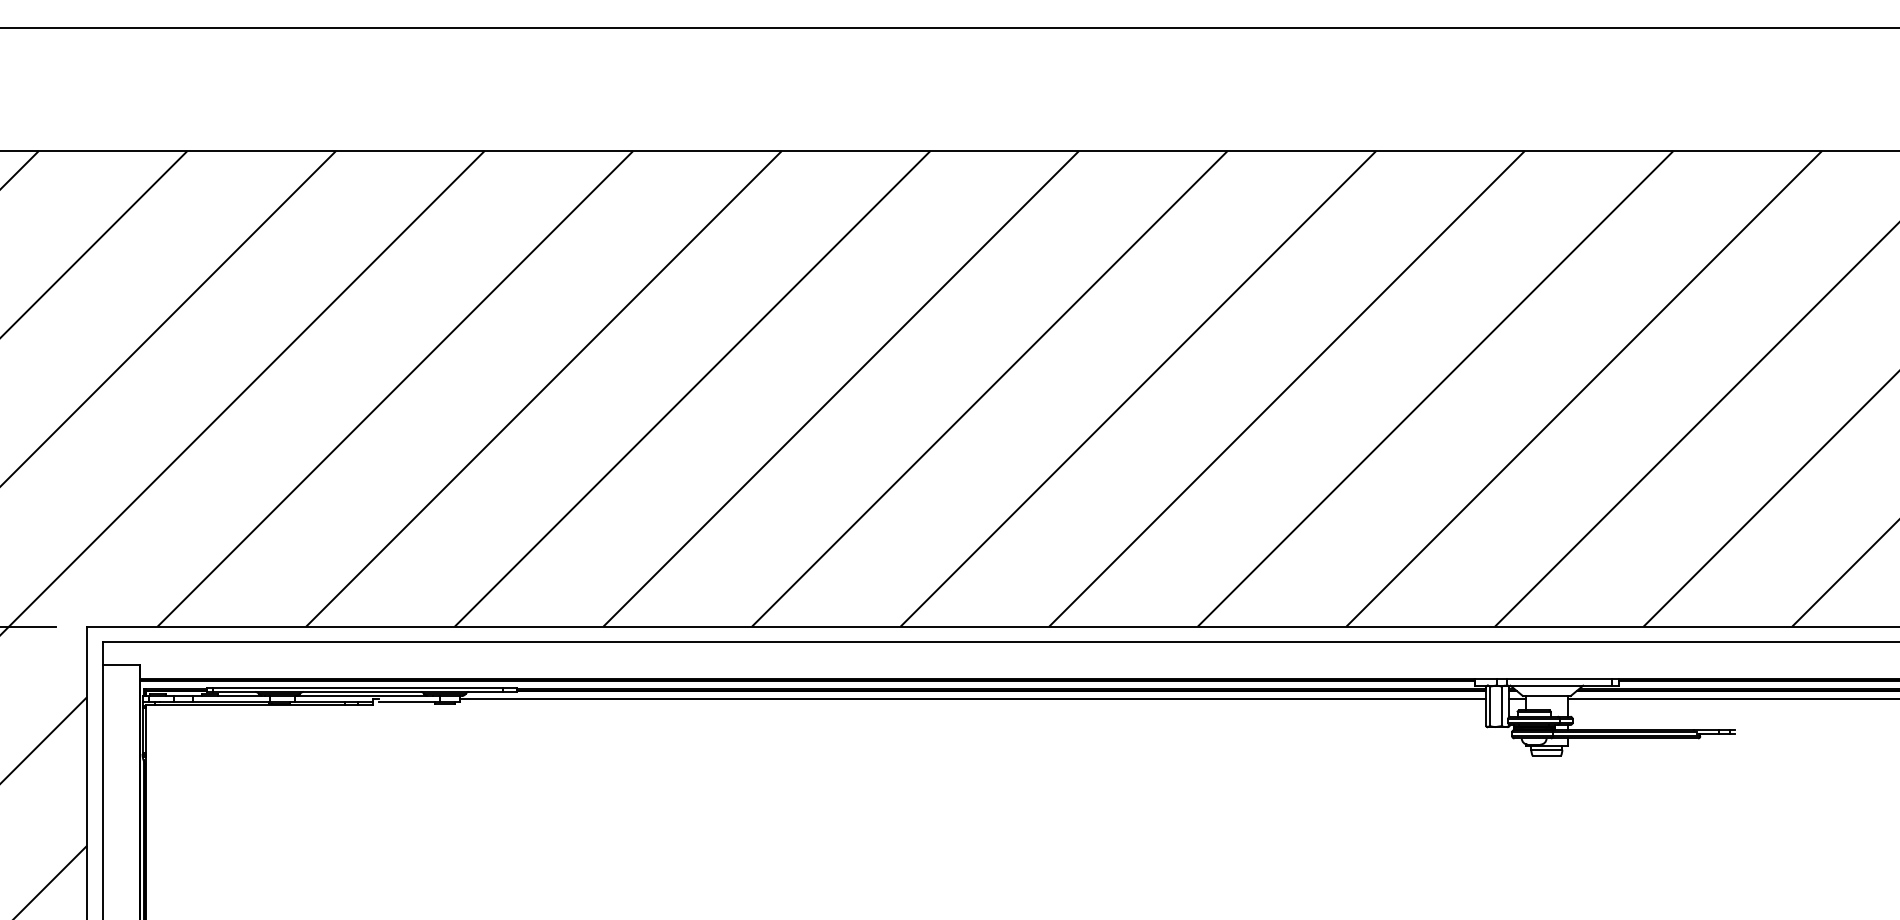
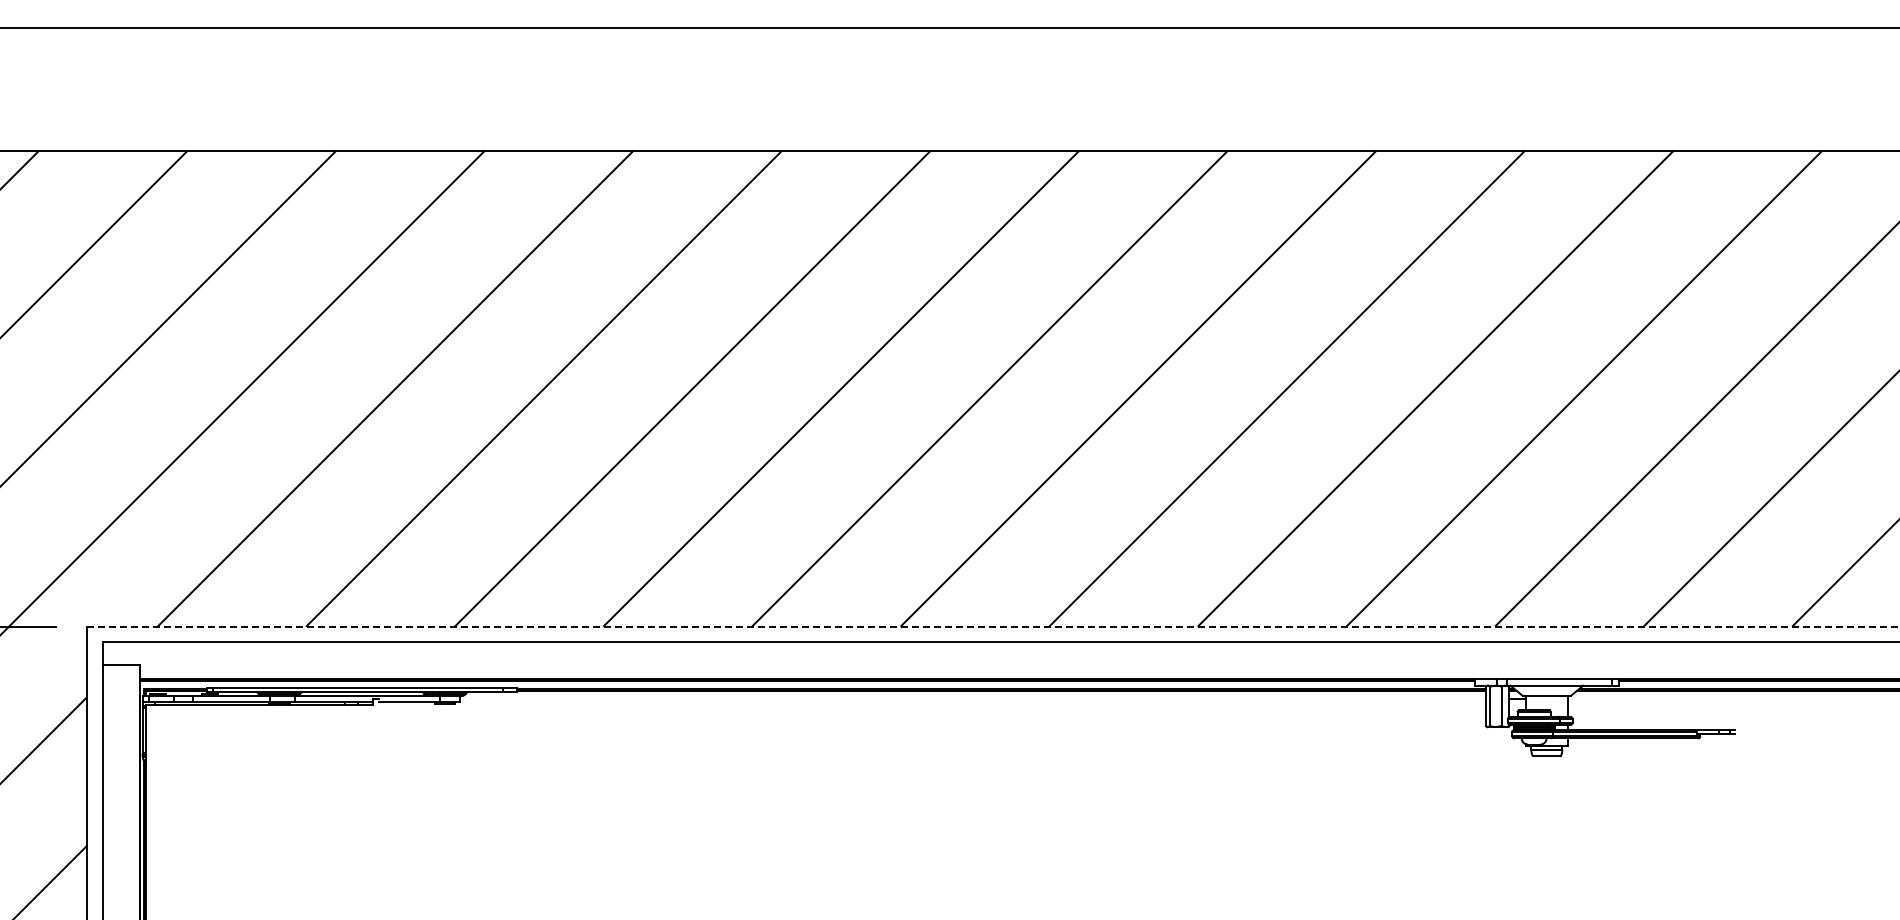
line: solid -> dashed (994, 626)
line: present -> none (973, 699)
line: present -> none (1731, 699)
